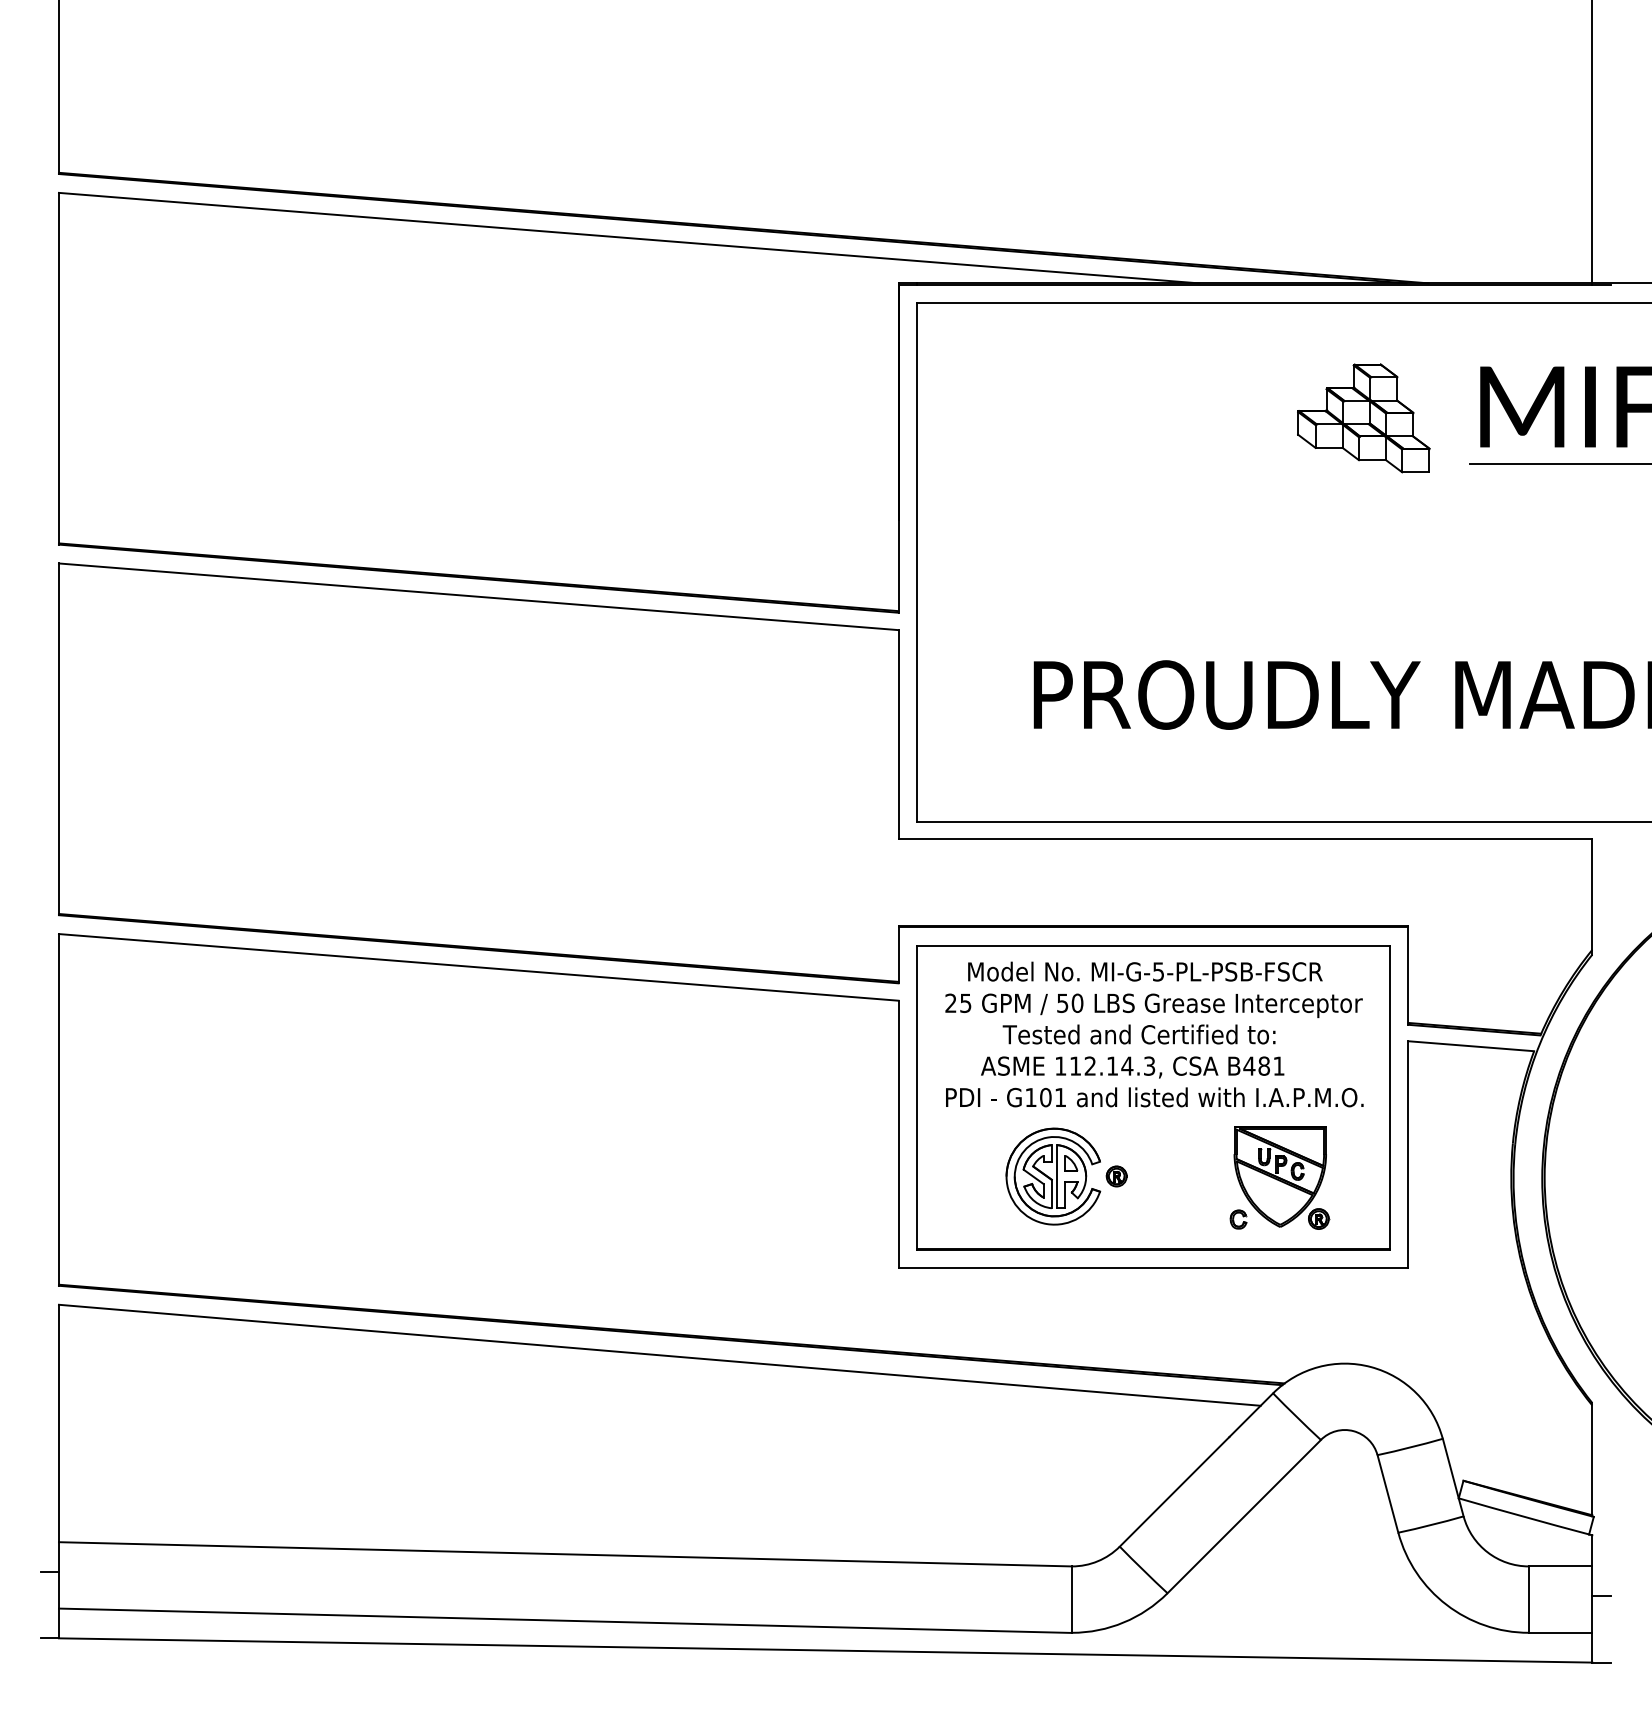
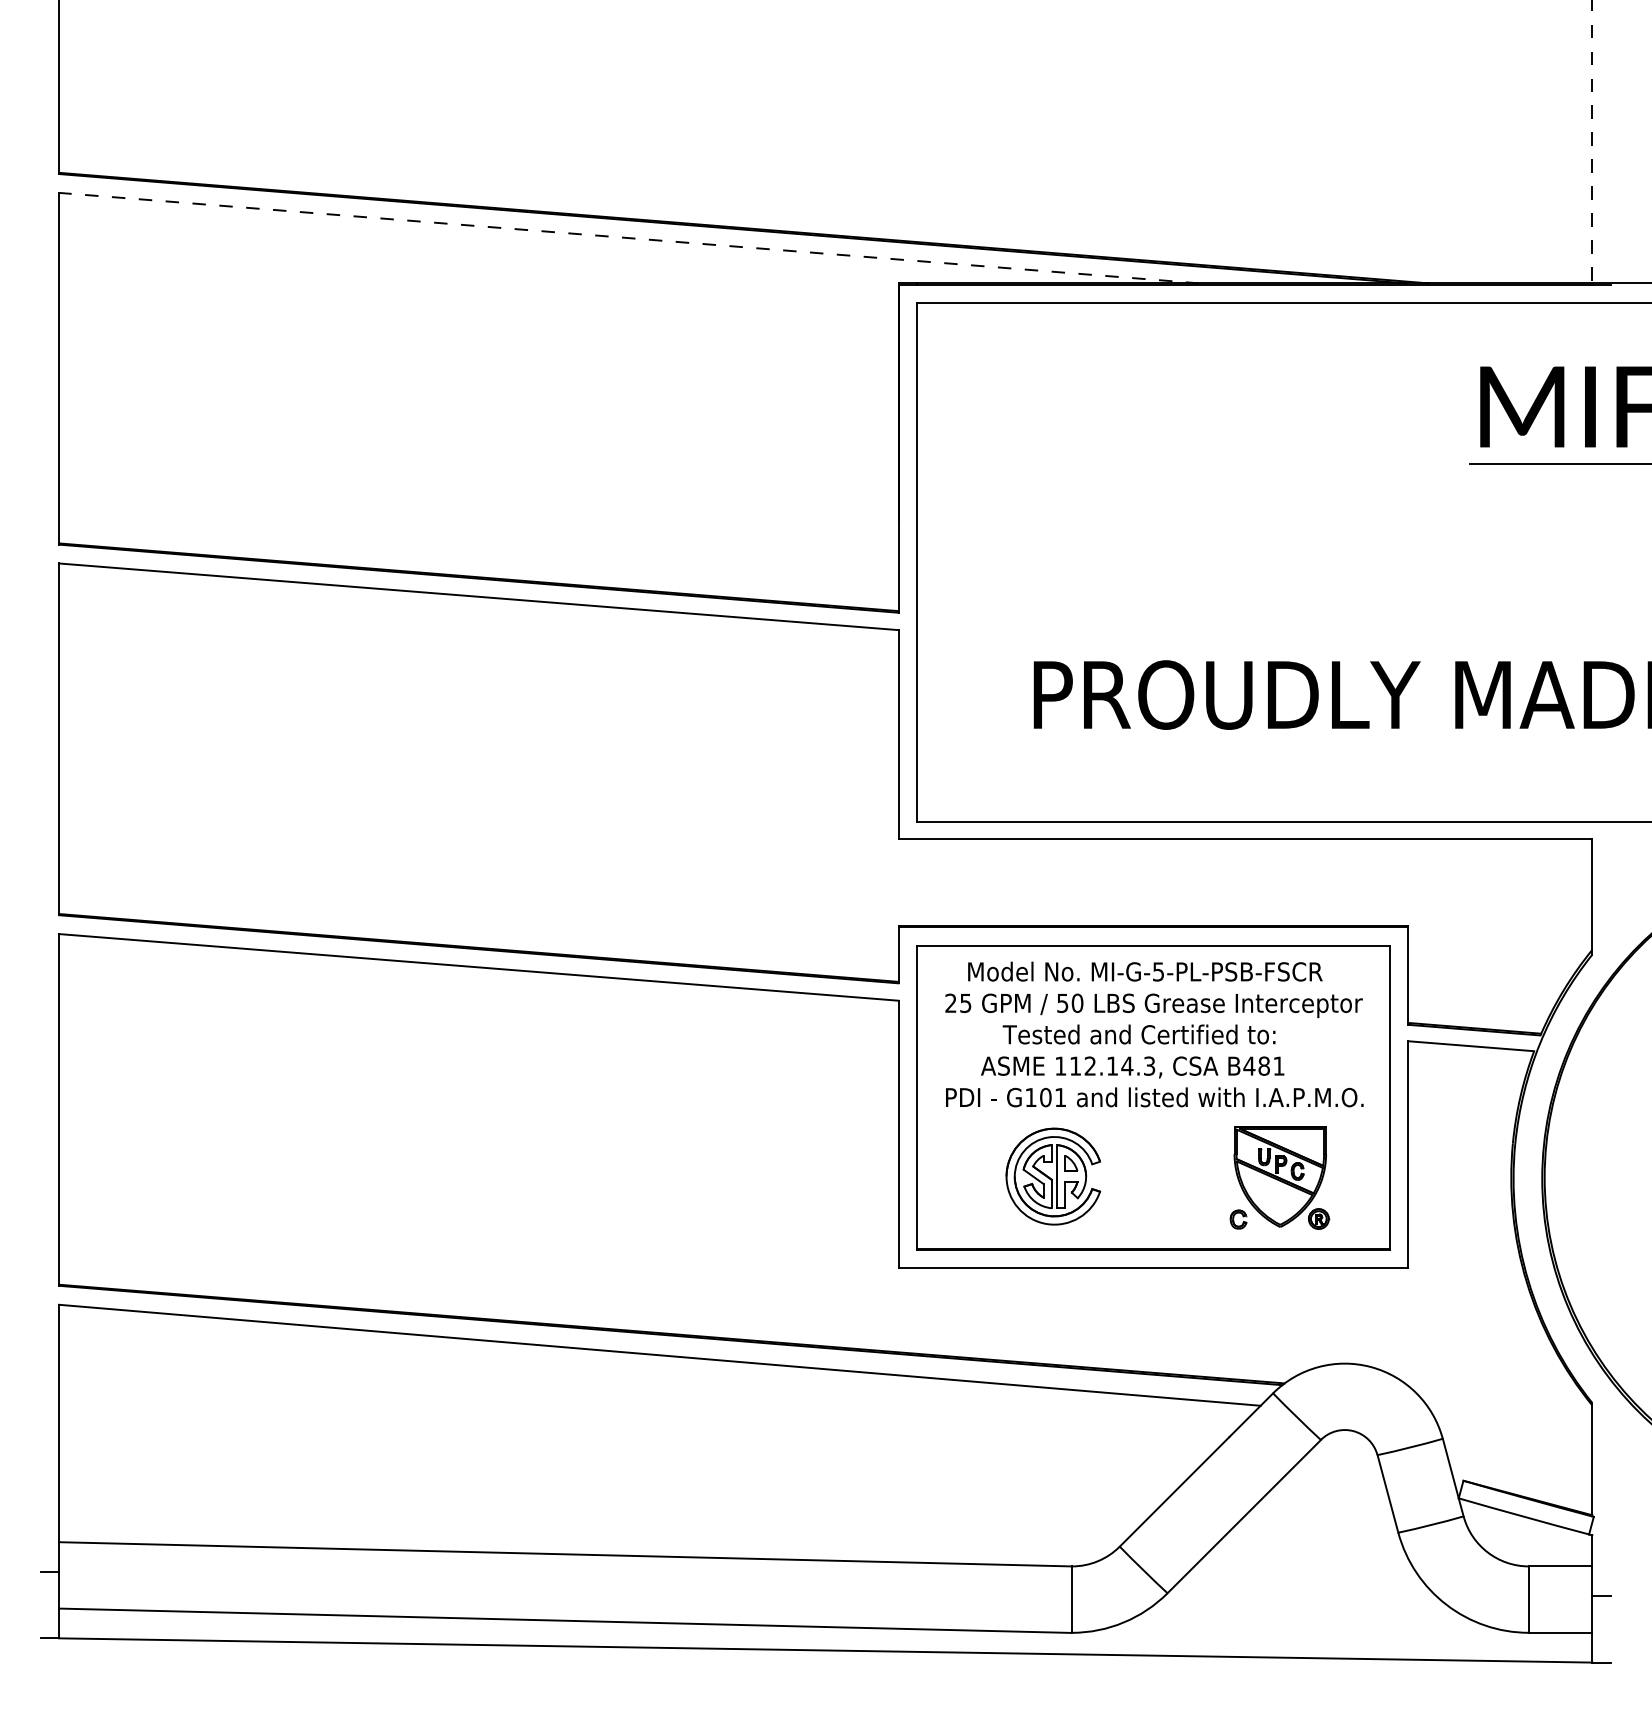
line: solid -> dashed (1592, 142)
line: solid -> dashed (629, 238)
part: present -> none (1363, 418)
part: present -> none (1116, 1176)
